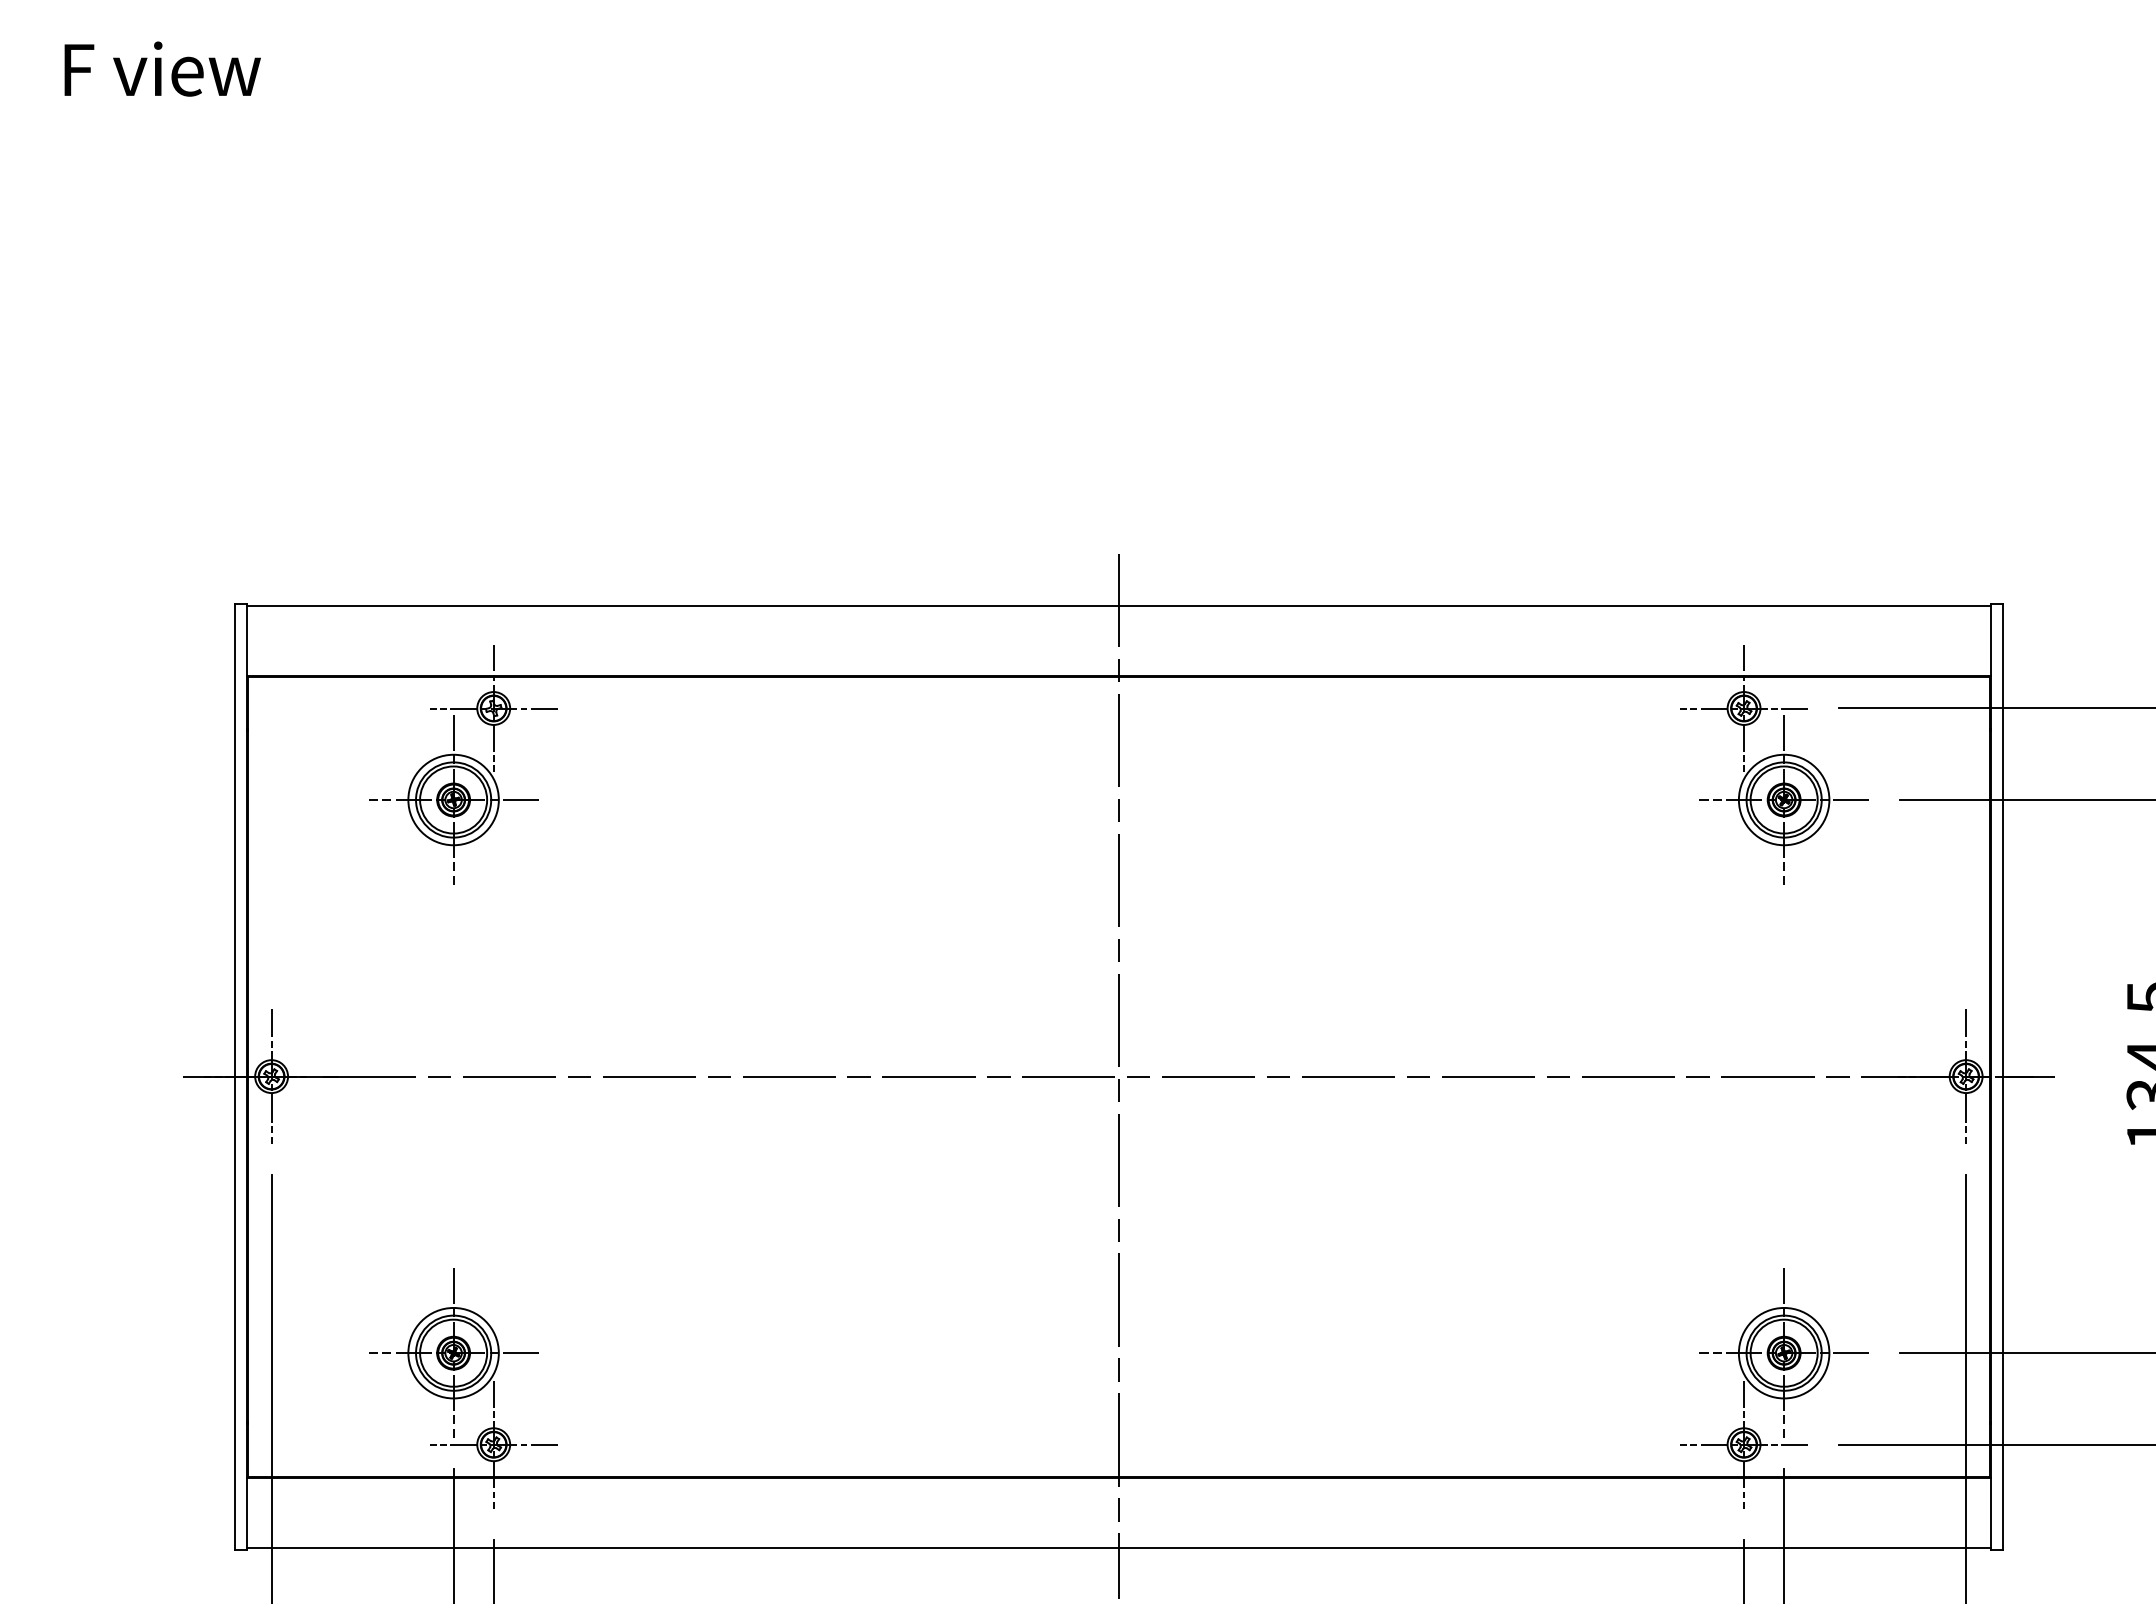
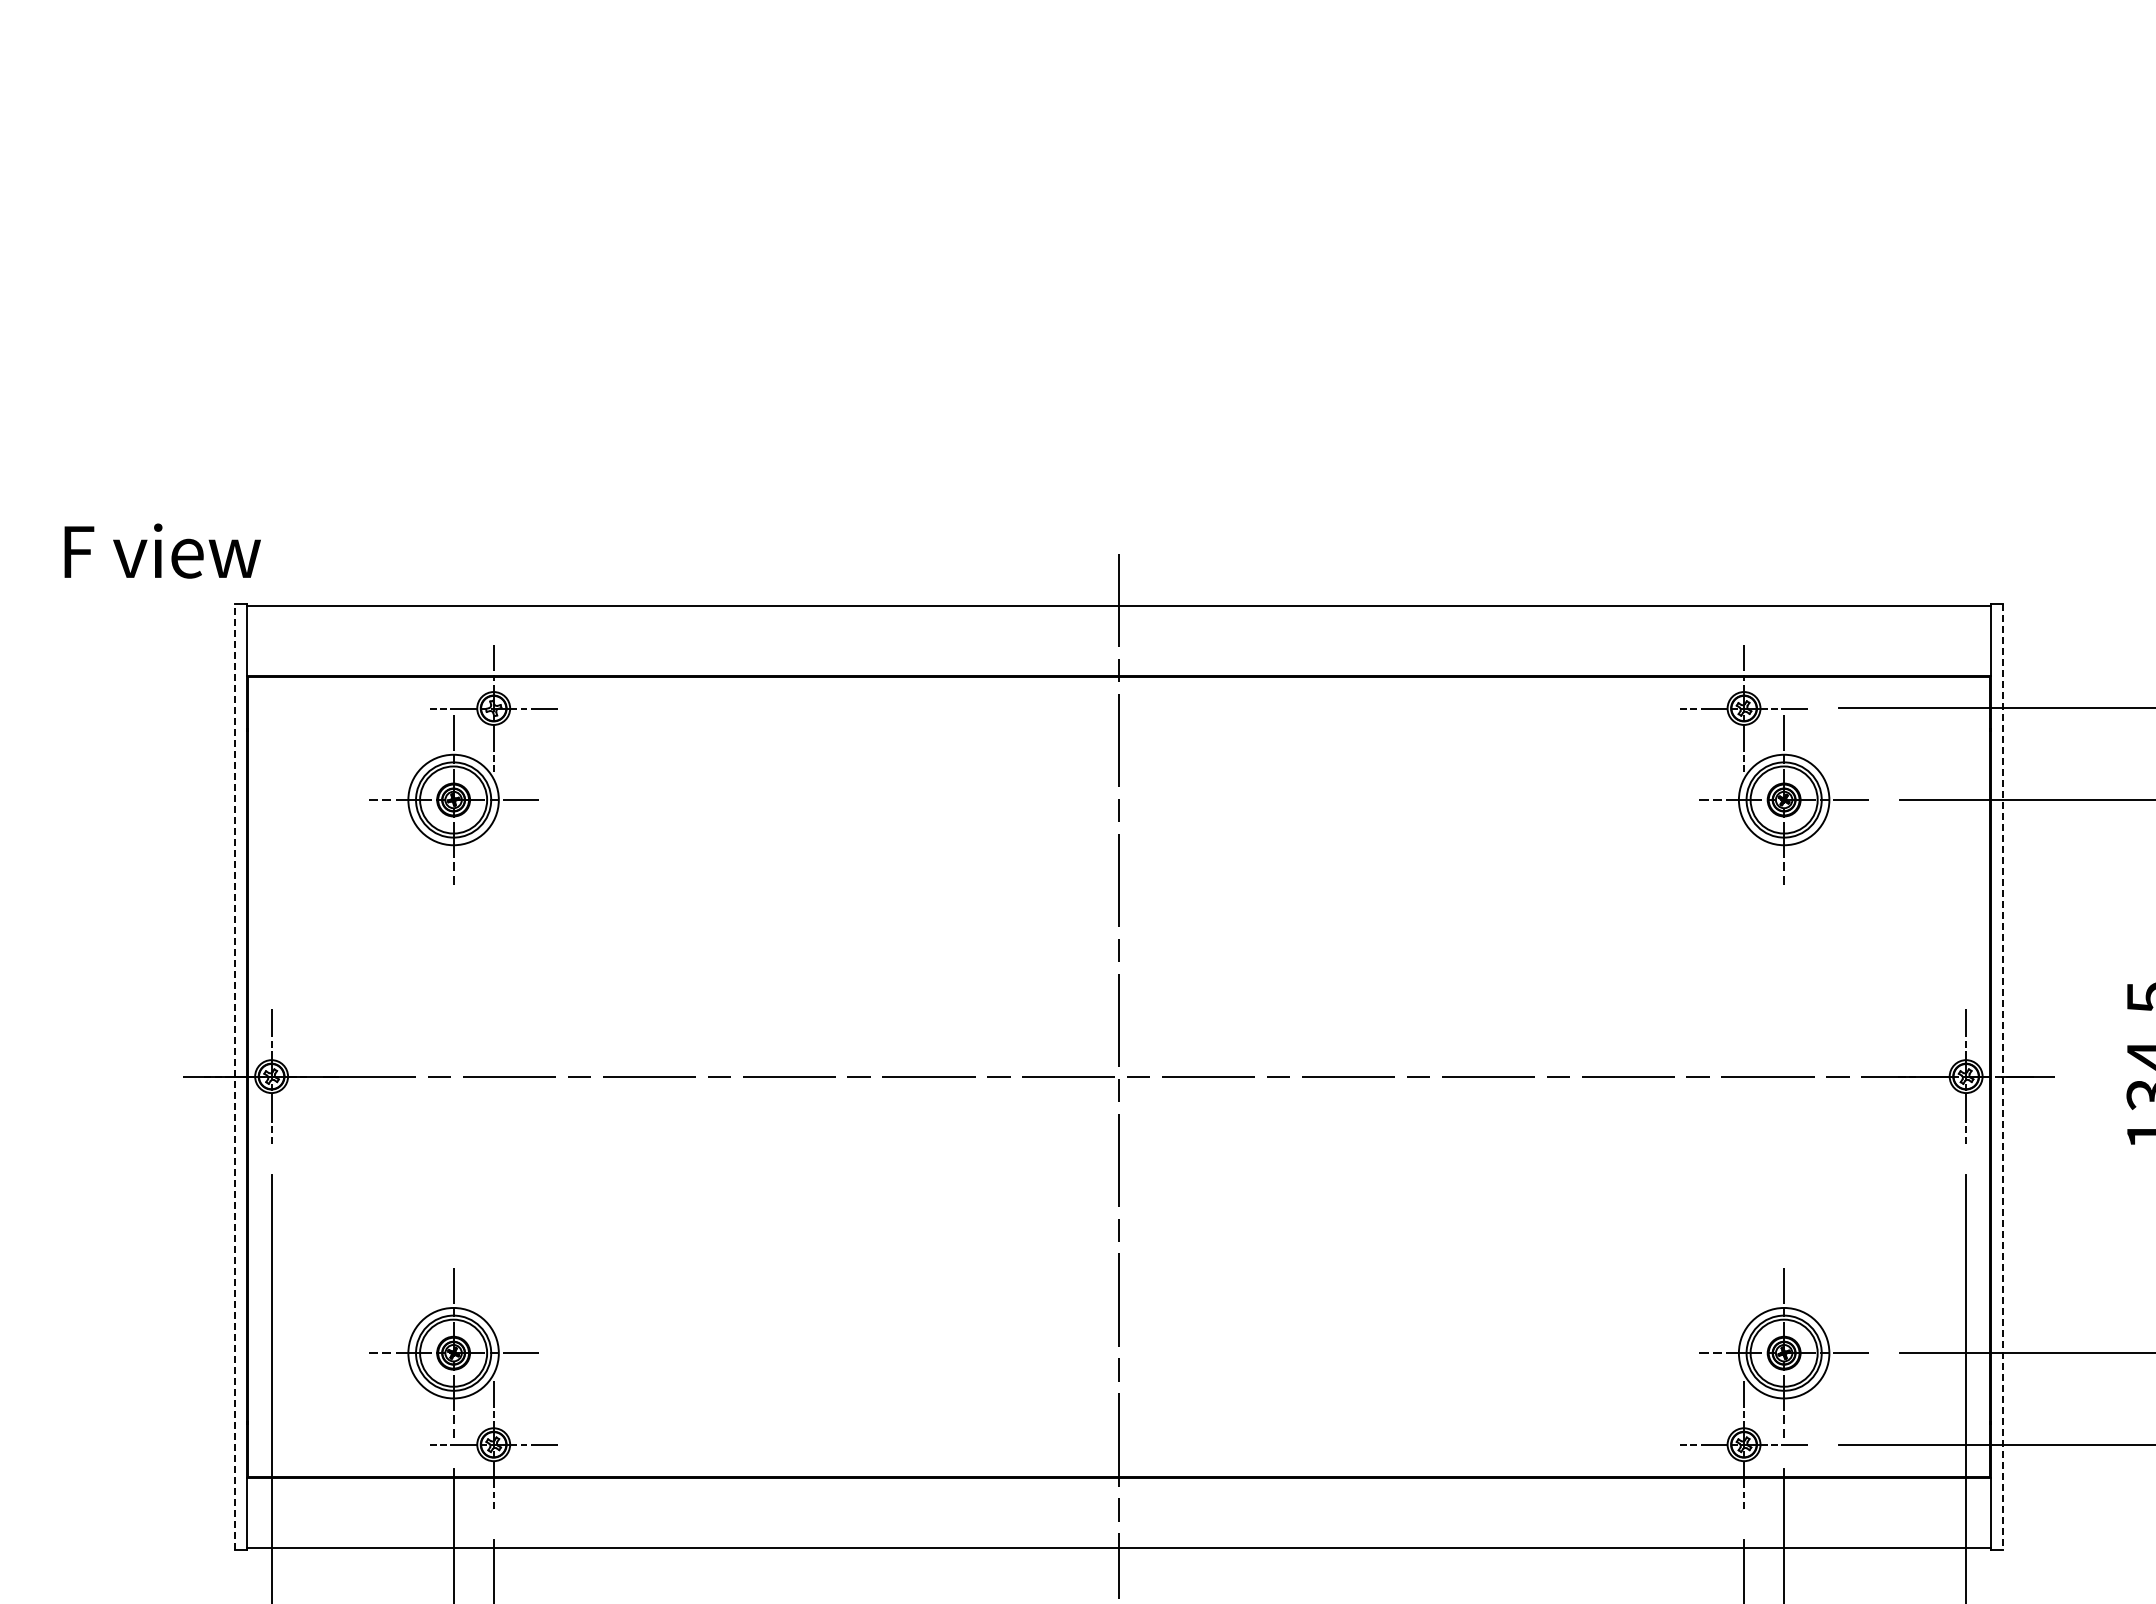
text position: (162, 68) -> (162, 550) (162, 550)
line: solid -> dashed (234, 1076)
line: solid -> dashed (2003, 1076)
